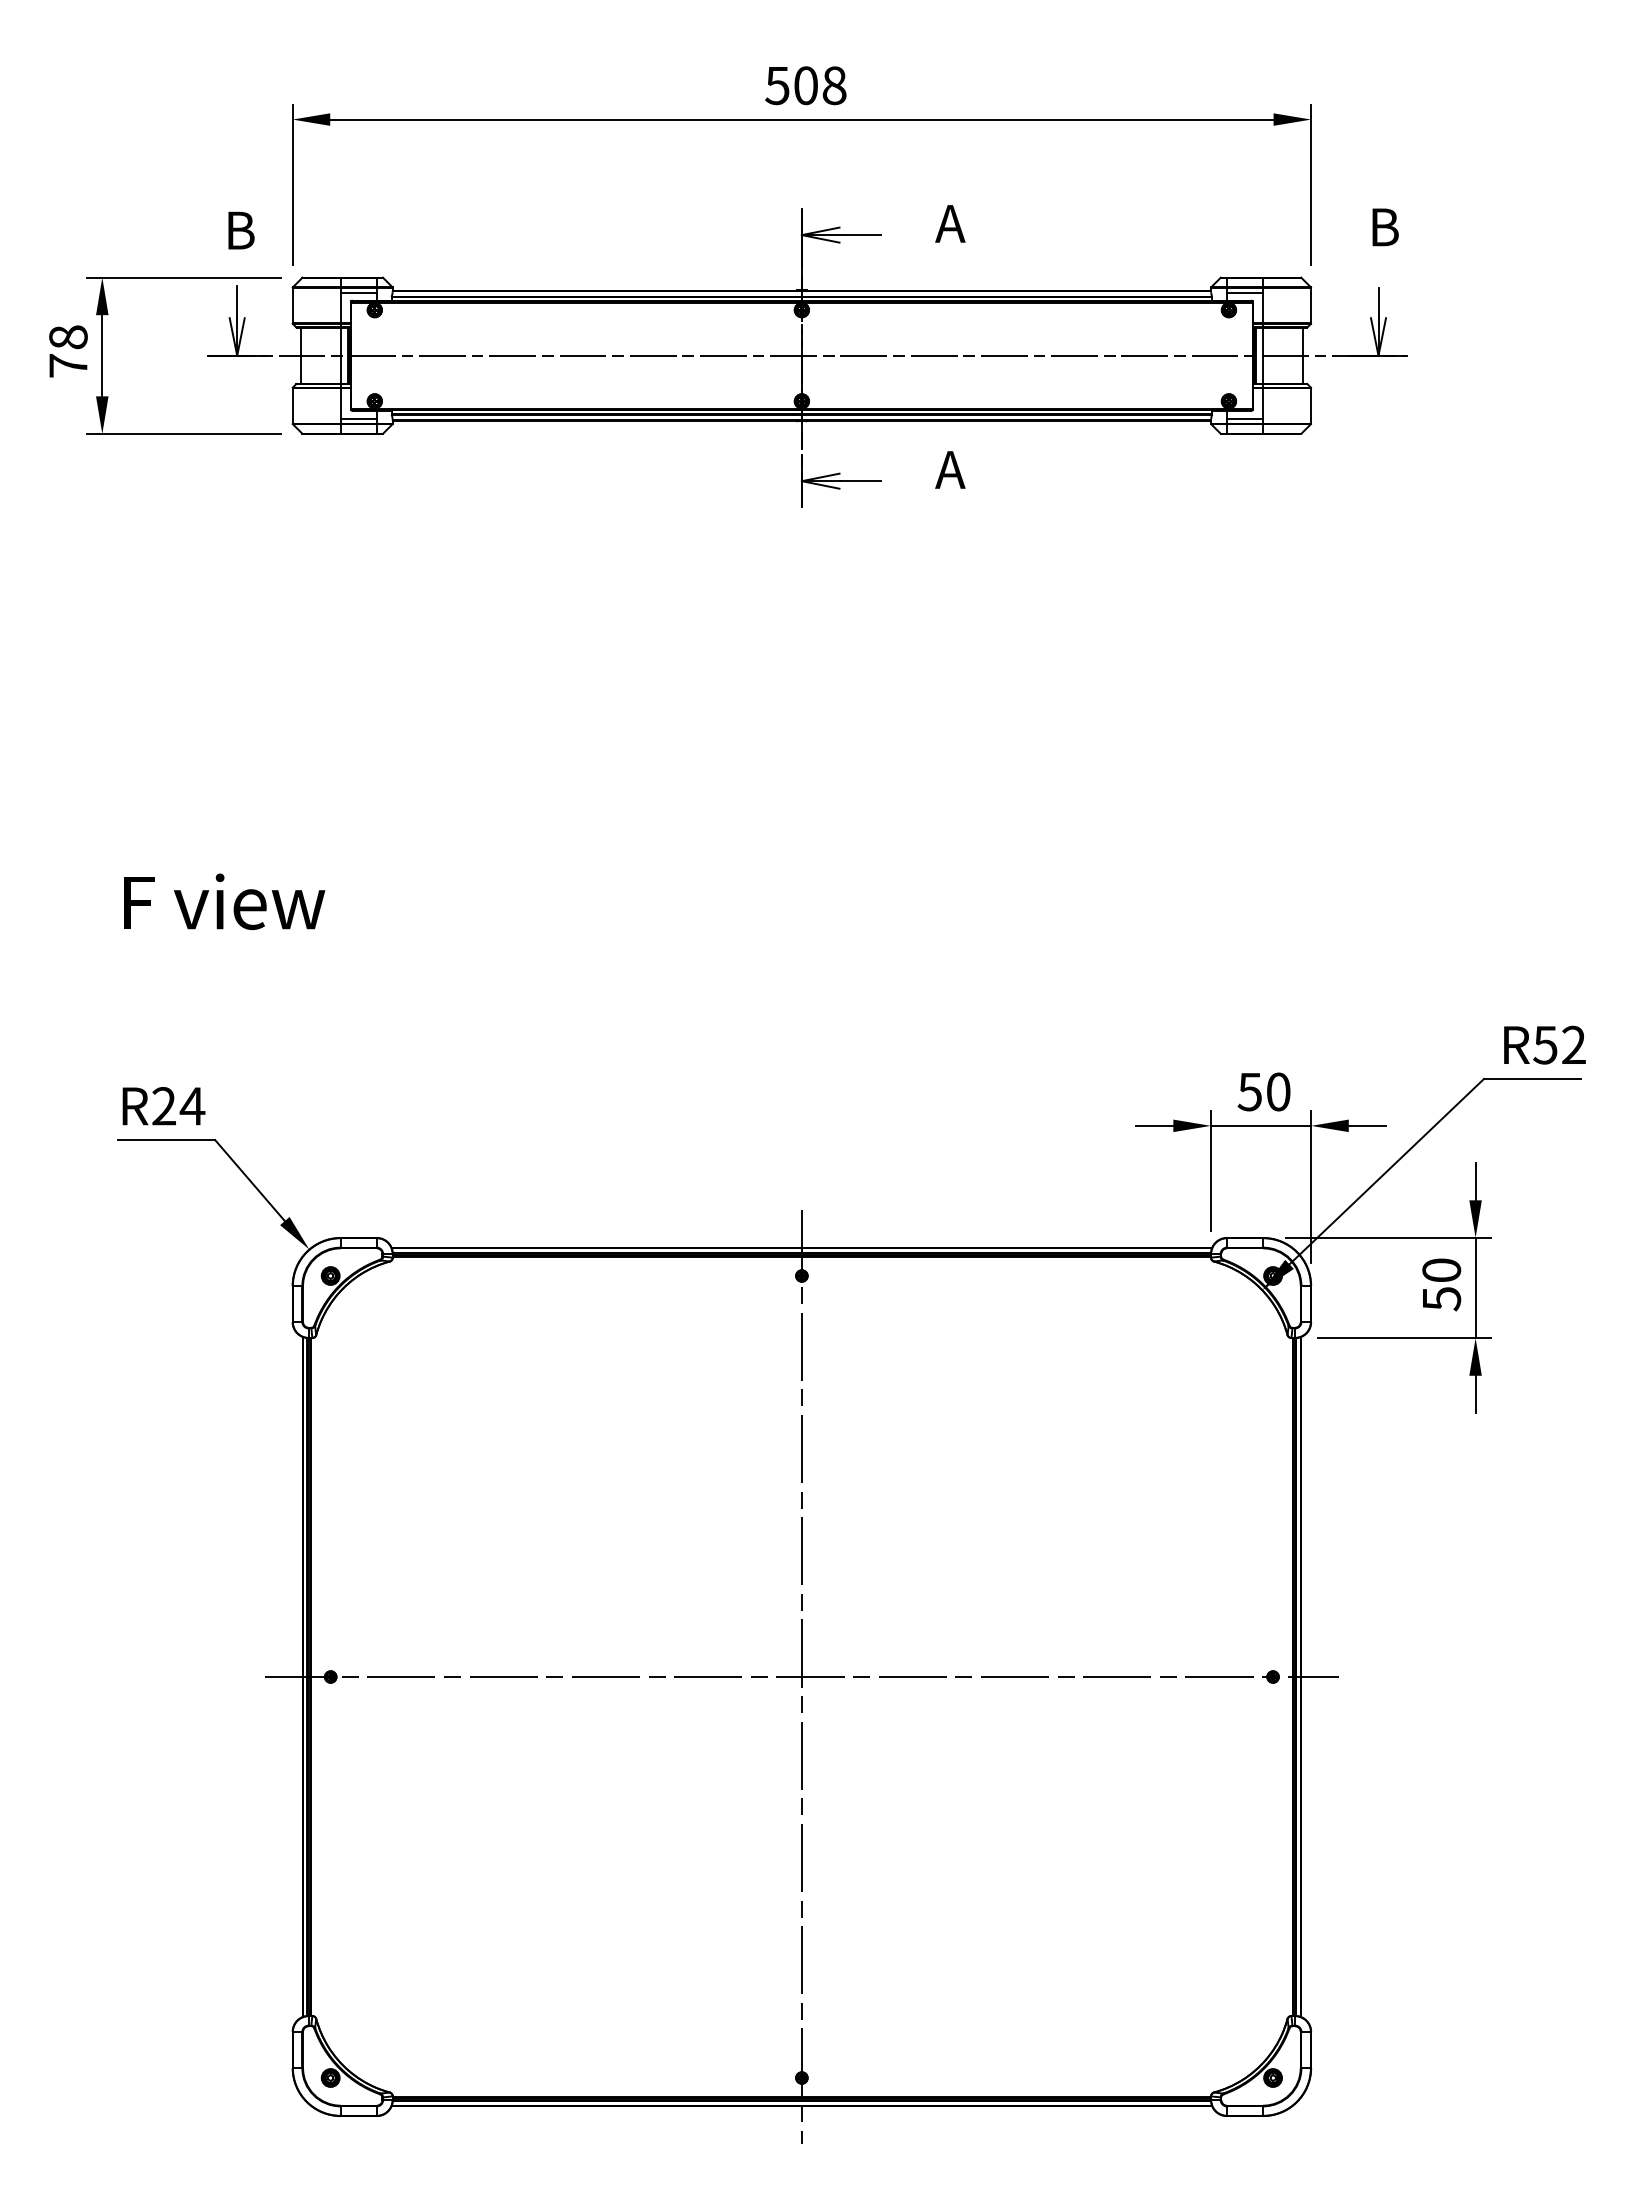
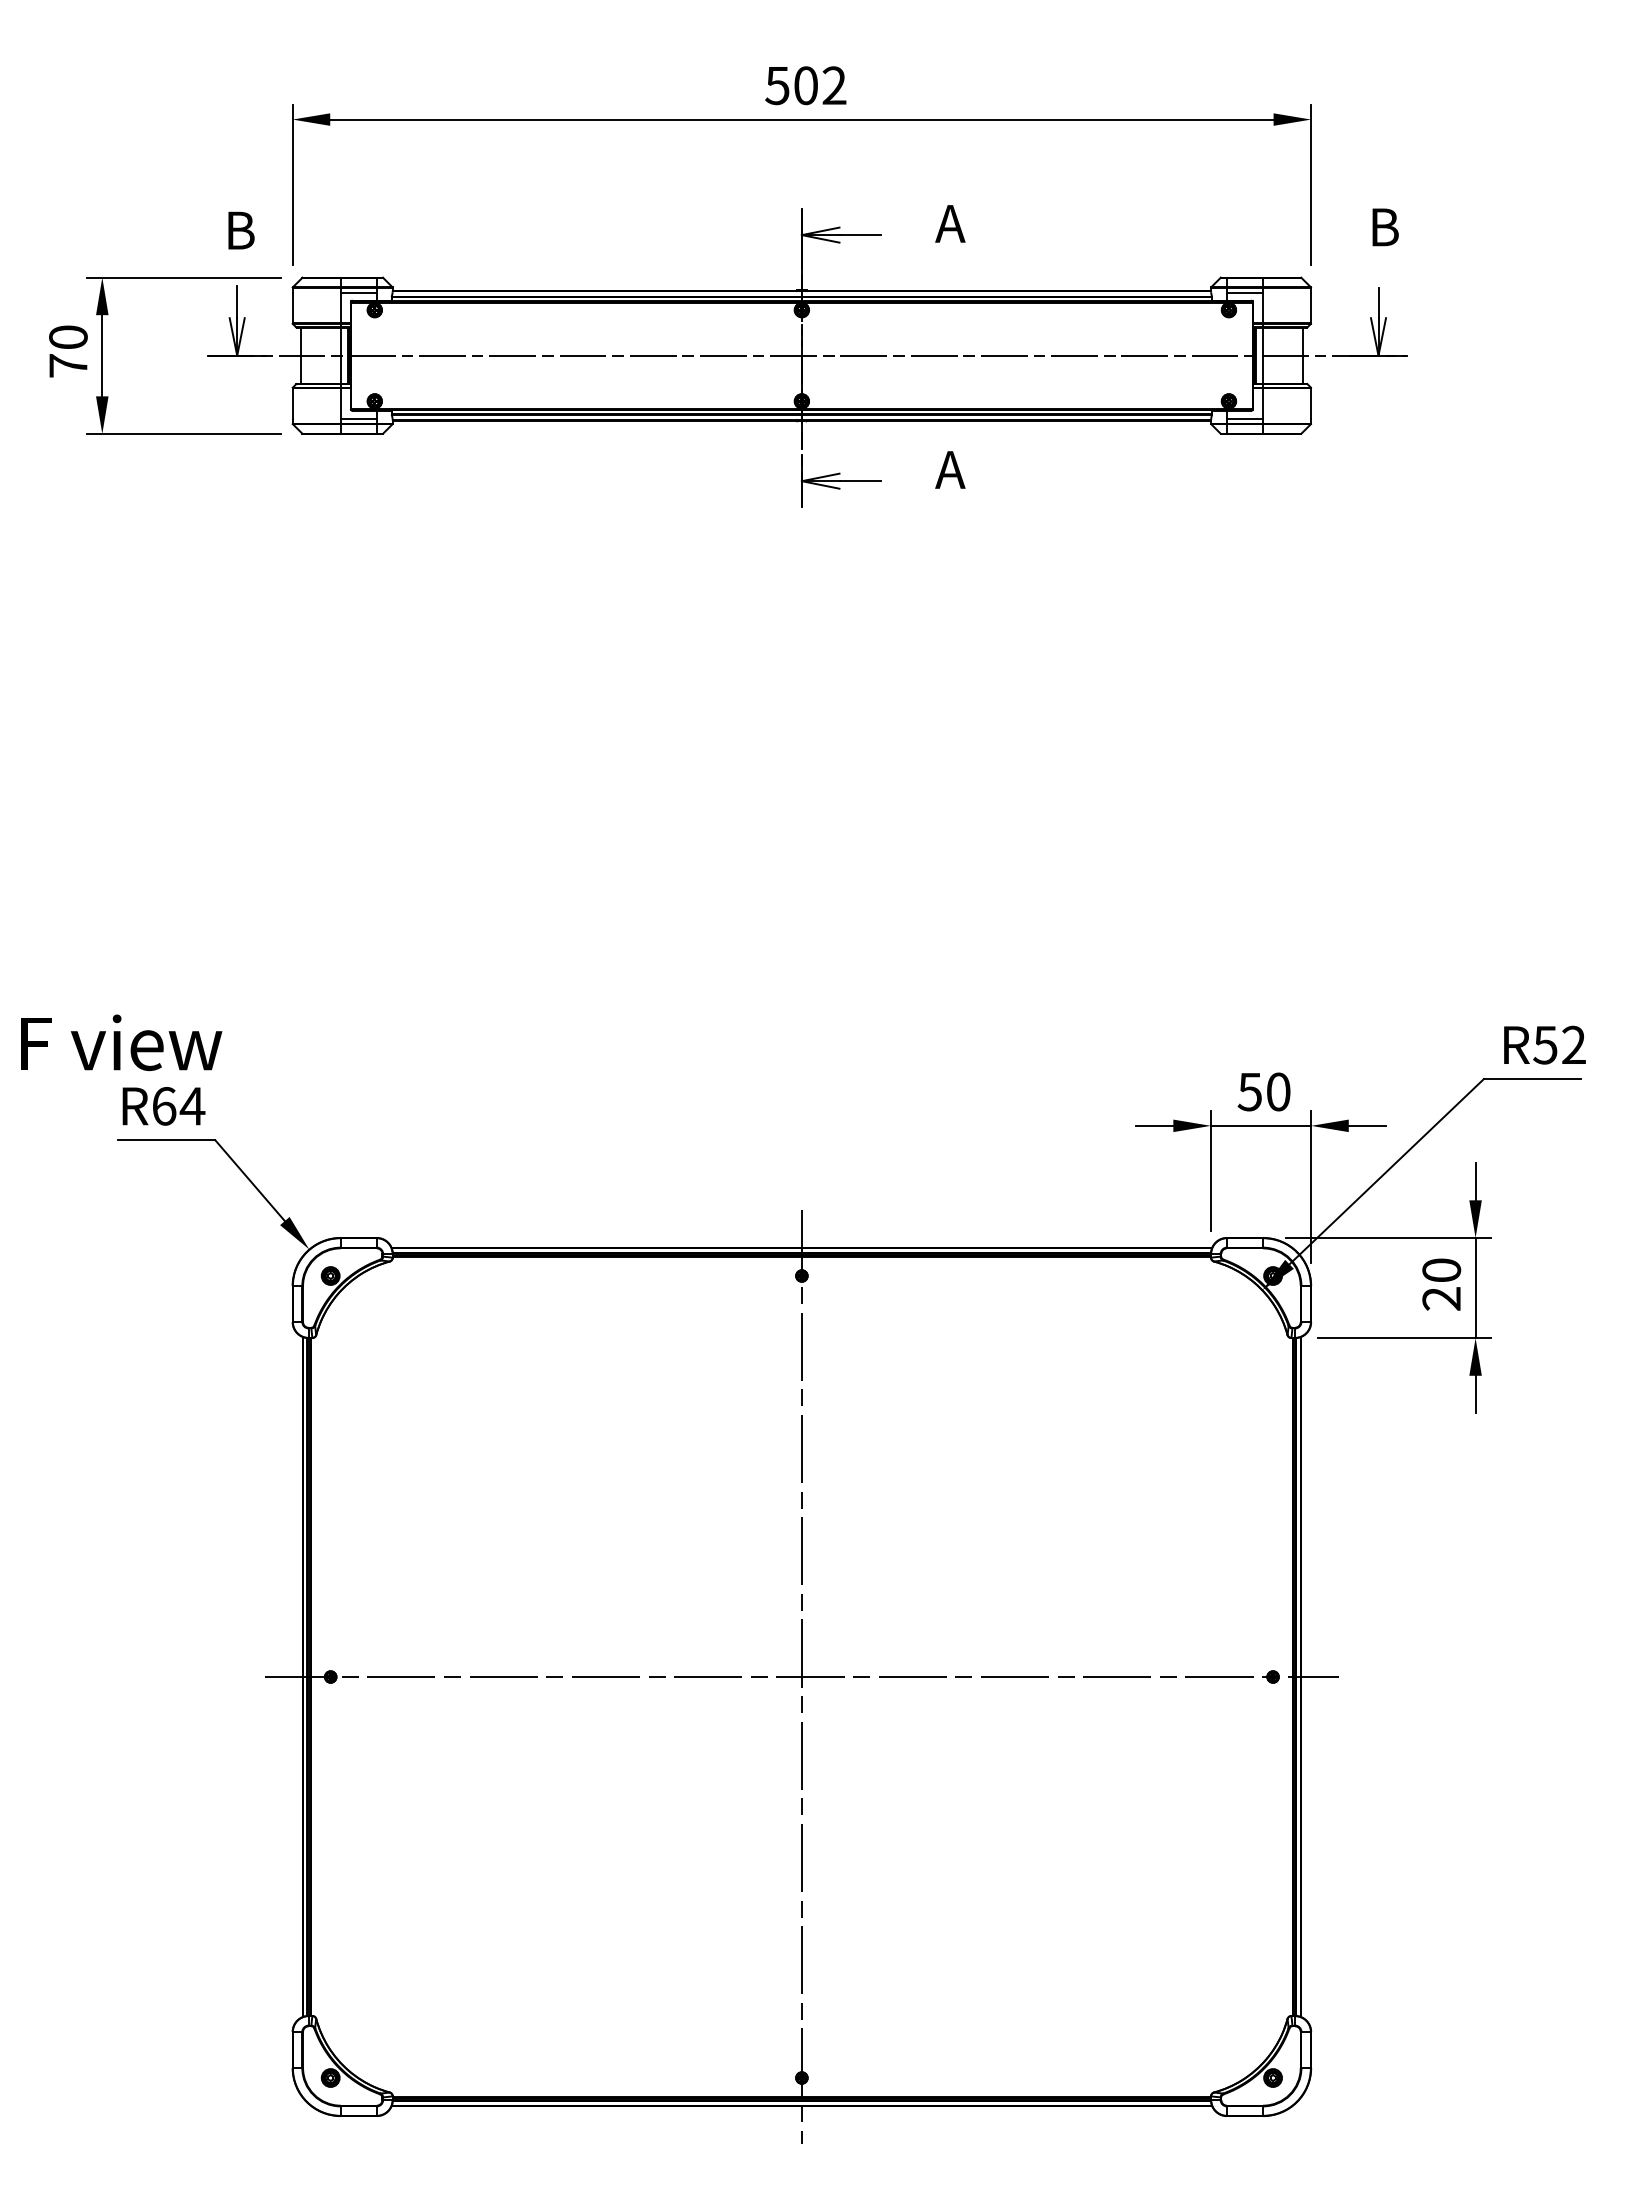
text: 508 -> 502 (834, 85)
text: 78 -> 70 (68, 337)
text position: (224, 901) -> (121, 1042) (121, 1042)
text: R24 -> R64 (164, 1106)
text: 50 -> 20 (1441, 1299)
